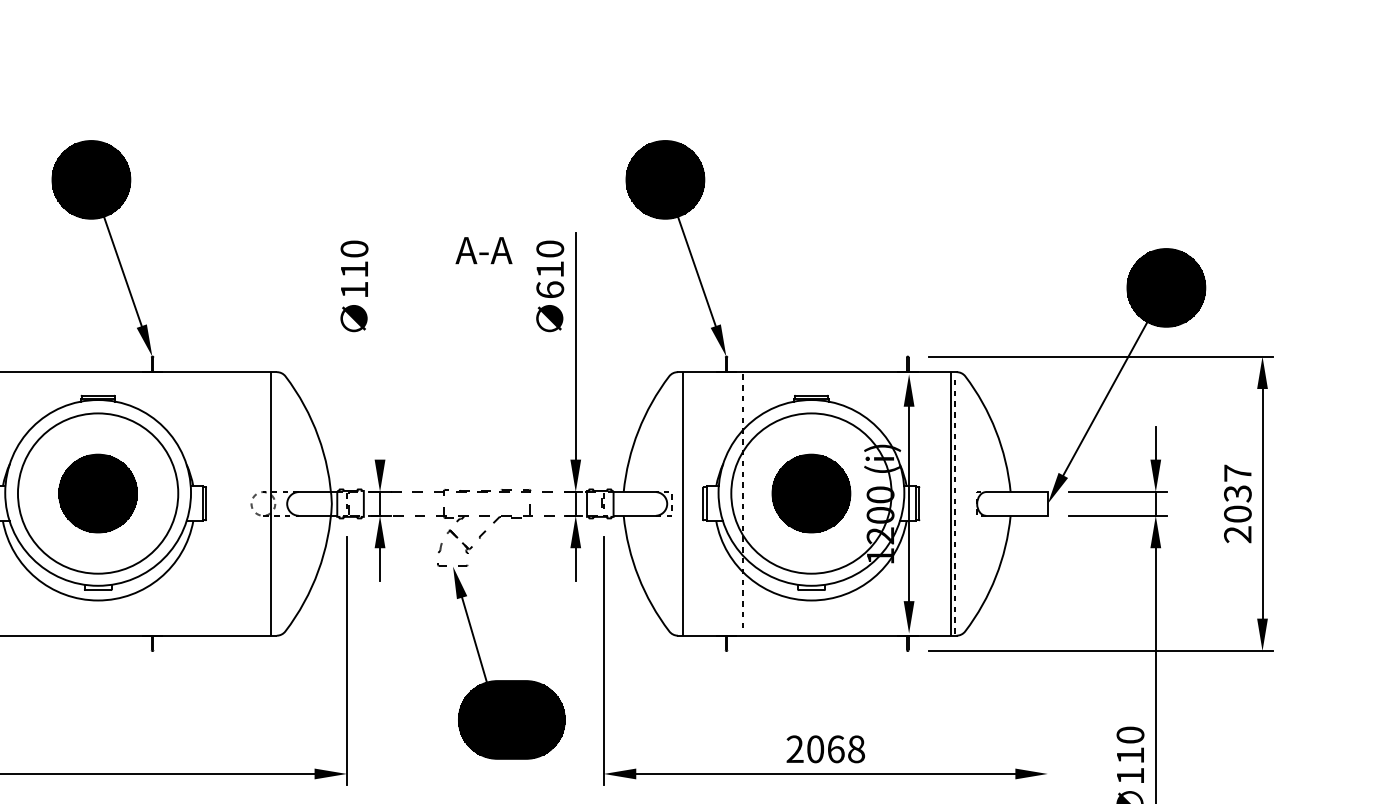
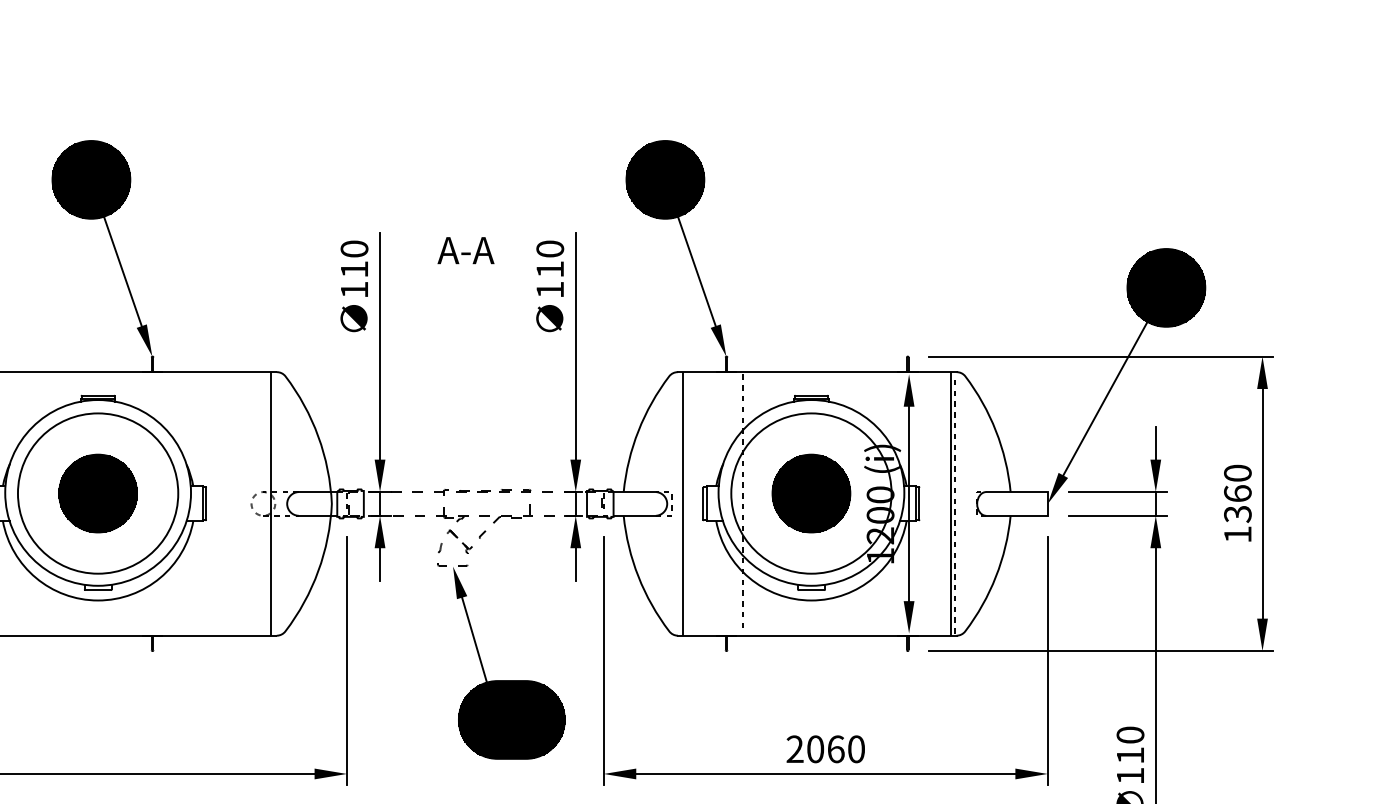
text position: (483, 250) -> (465, 250) (465, 250)
text: 610 -> 110 (550, 289)
line: none -> present (380, 345)
text: 2037 -> 1360 (1237, 503)
line: none -> present (1047, 660)
text: 2068 -> 2060 (856, 749)
